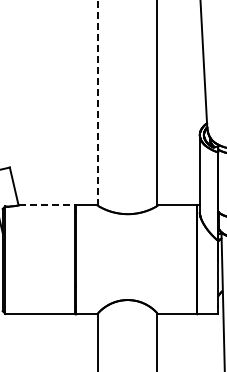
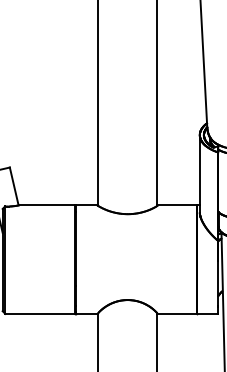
line: dashed -> solid (97, 103)
line: dashed -> solid (47, 205)
